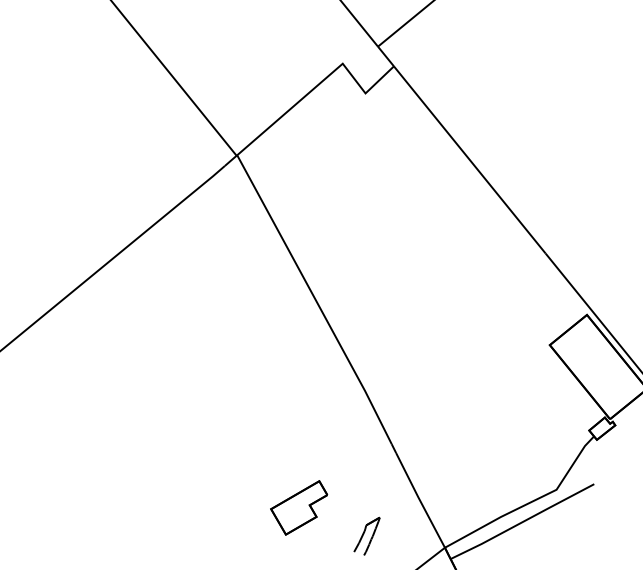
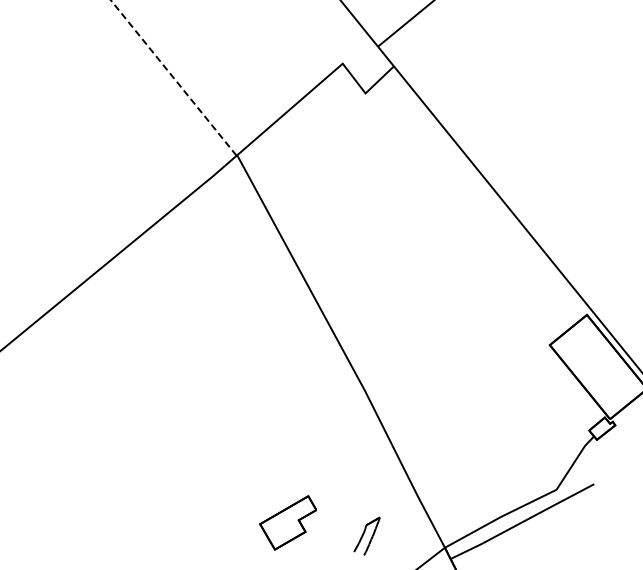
line: solid -> dashed (173, 78)
part position: (299, 507) -> (288, 522) (288, 522)
